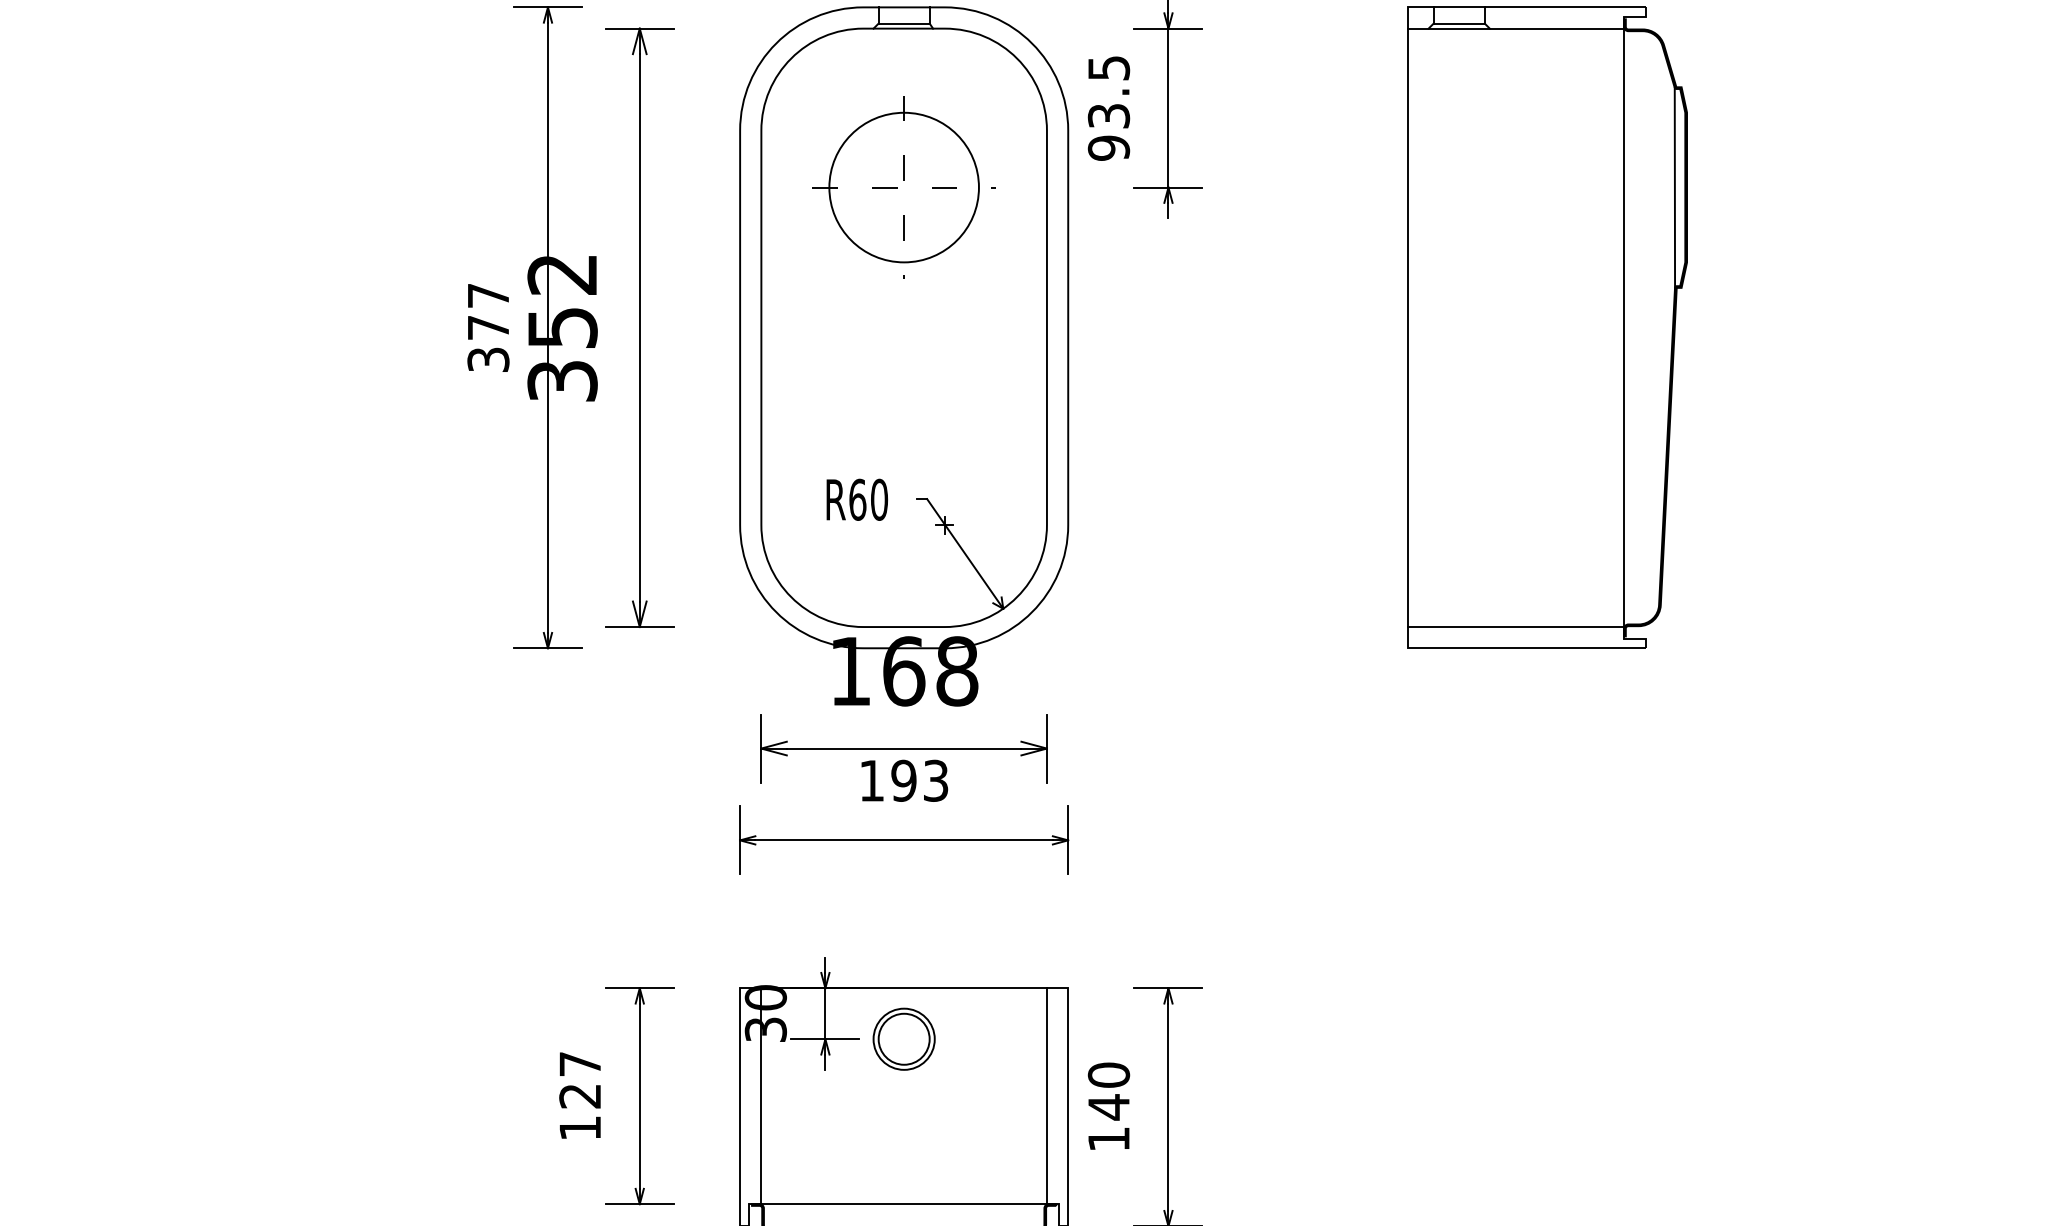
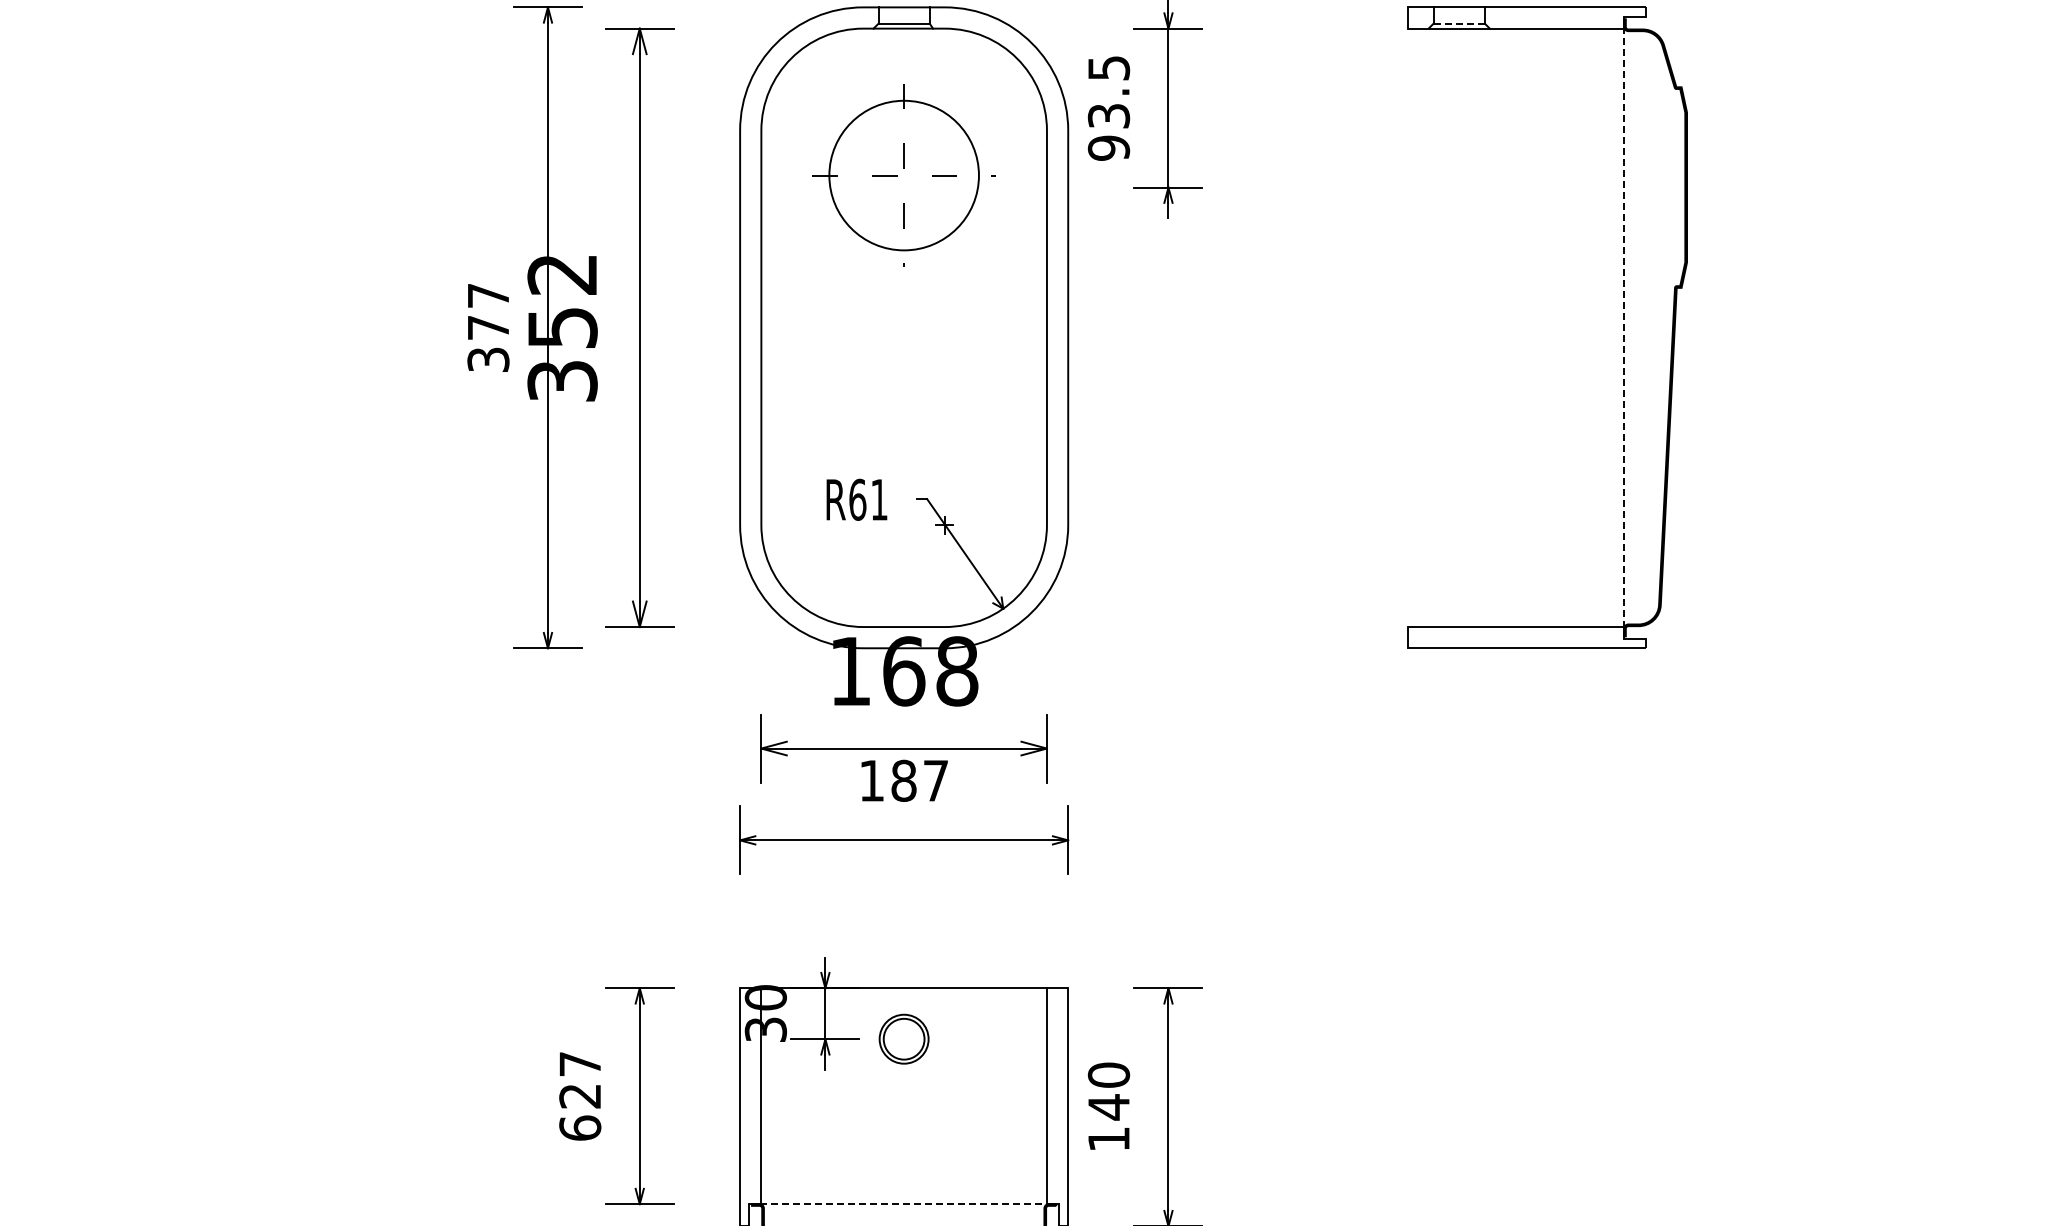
line: solid -> dashed (1458, 23)
part position: (903, 187) -> (903, 175) (903, 175)
line: present -> none (1674, 187)
line: present -> none (1408, 327)
line: solid -> dashed (1624, 327)
text: R60 -> R61 (879, 499)
text: 193 -> 187 (919, 780)
part size: 64x64 px -> 52x52 px (903, 1038)
text: 127 -> 627 (580, 1127)
line: solid -> dashed (904, 1204)
